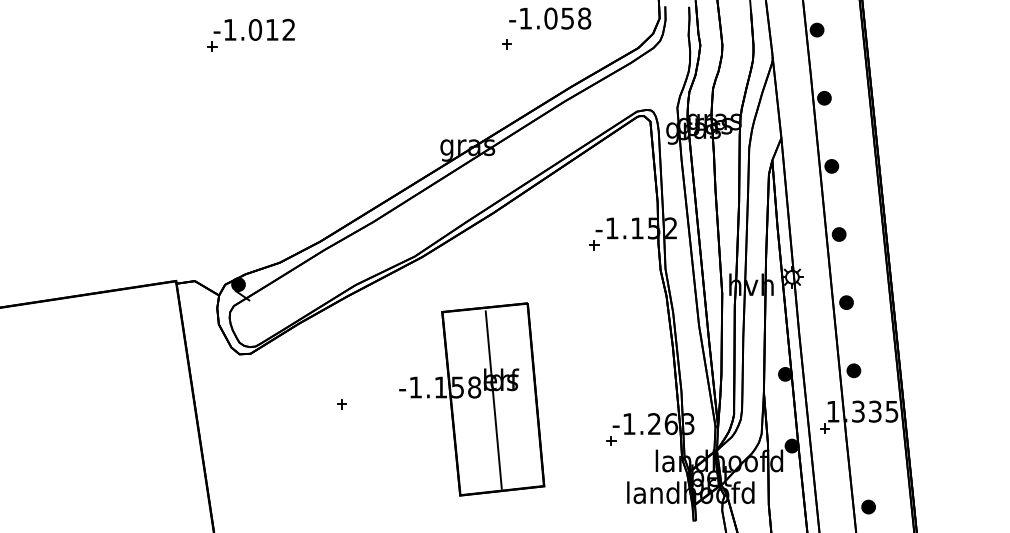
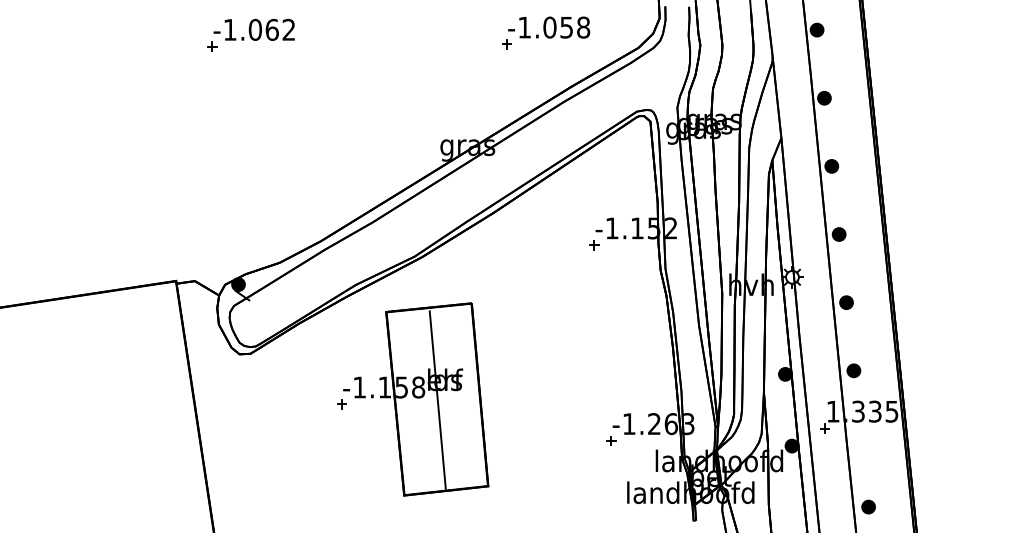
text position: (550, 18) -> (549, 27) (549, 27)
text: -1.012 -> -1.062 (271, 29)
part position: (472, 399) -> (416, 399) (416, 399)
